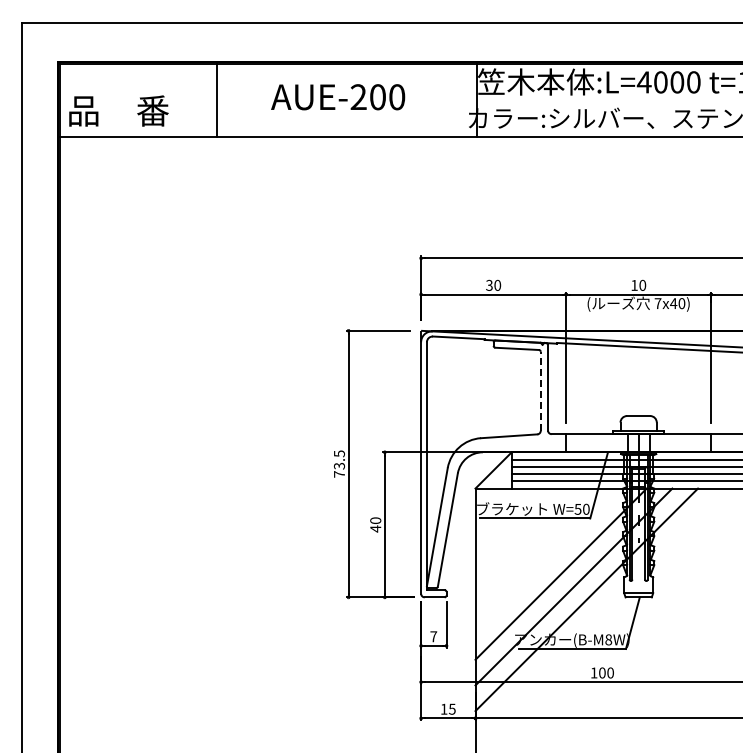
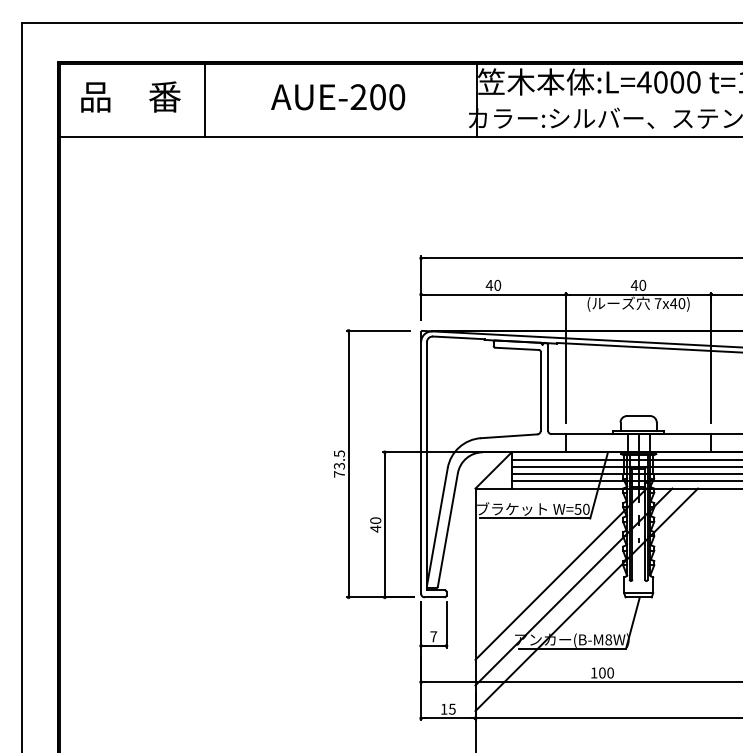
line position: (217, 100) -> (205, 100) (205, 100)
text position: (118, 110) -> (130, 96) (130, 96)
text: 30 -> 40 (489, 284)
text: 10 -> 40 (634, 285)
line: dashed -> solid (540, 390)
